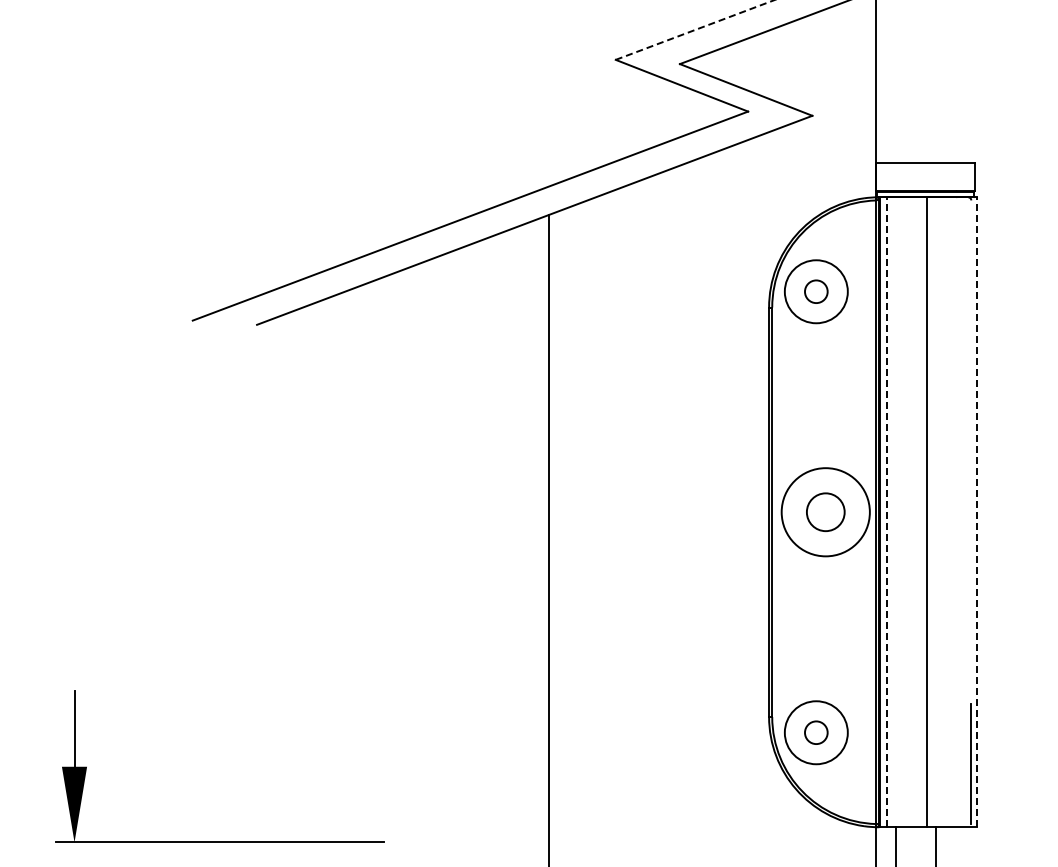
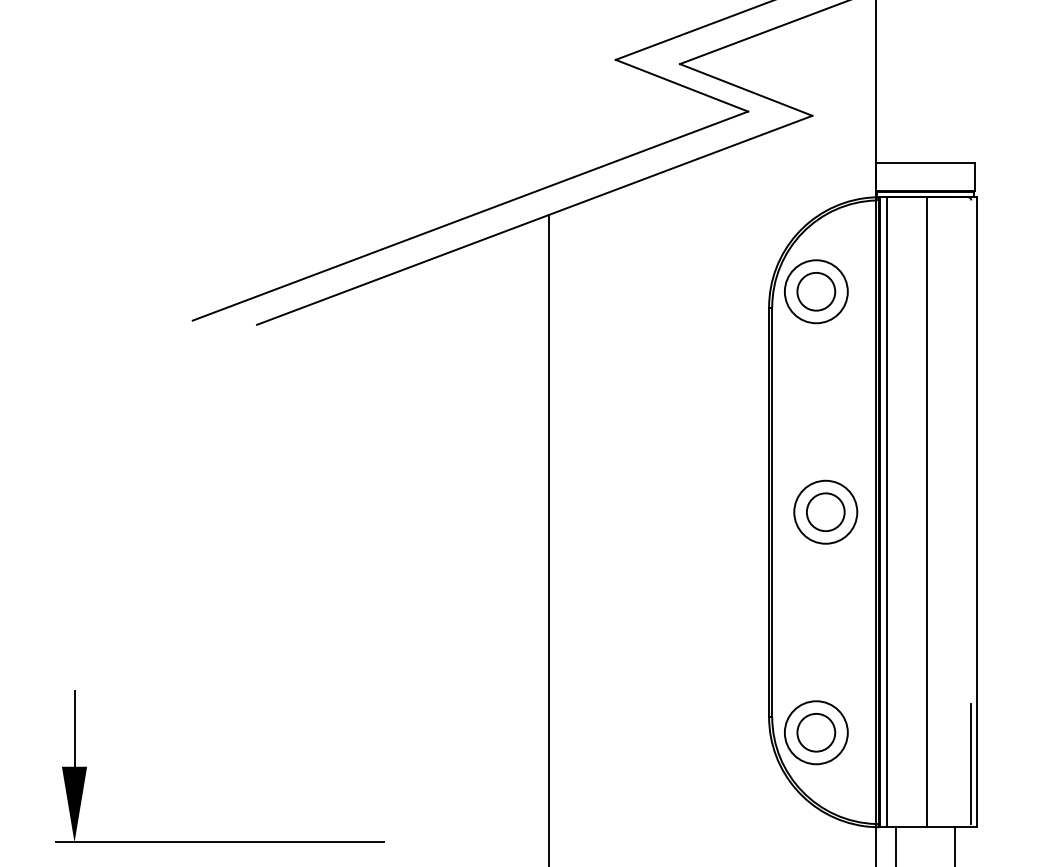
line: dashed -> solid (695, 29)
circle diameter: 23 px -> 38 px (816, 291)
circle diameter: 88 px -> 63 px (825, 511)
line: dashed -> solid (886, 512)
line: dashed -> solid (977, 512)
circle diameter: 23 px -> 38 px (816, 732)
line position: (936, 845) -> (955, 845) (955, 845)
